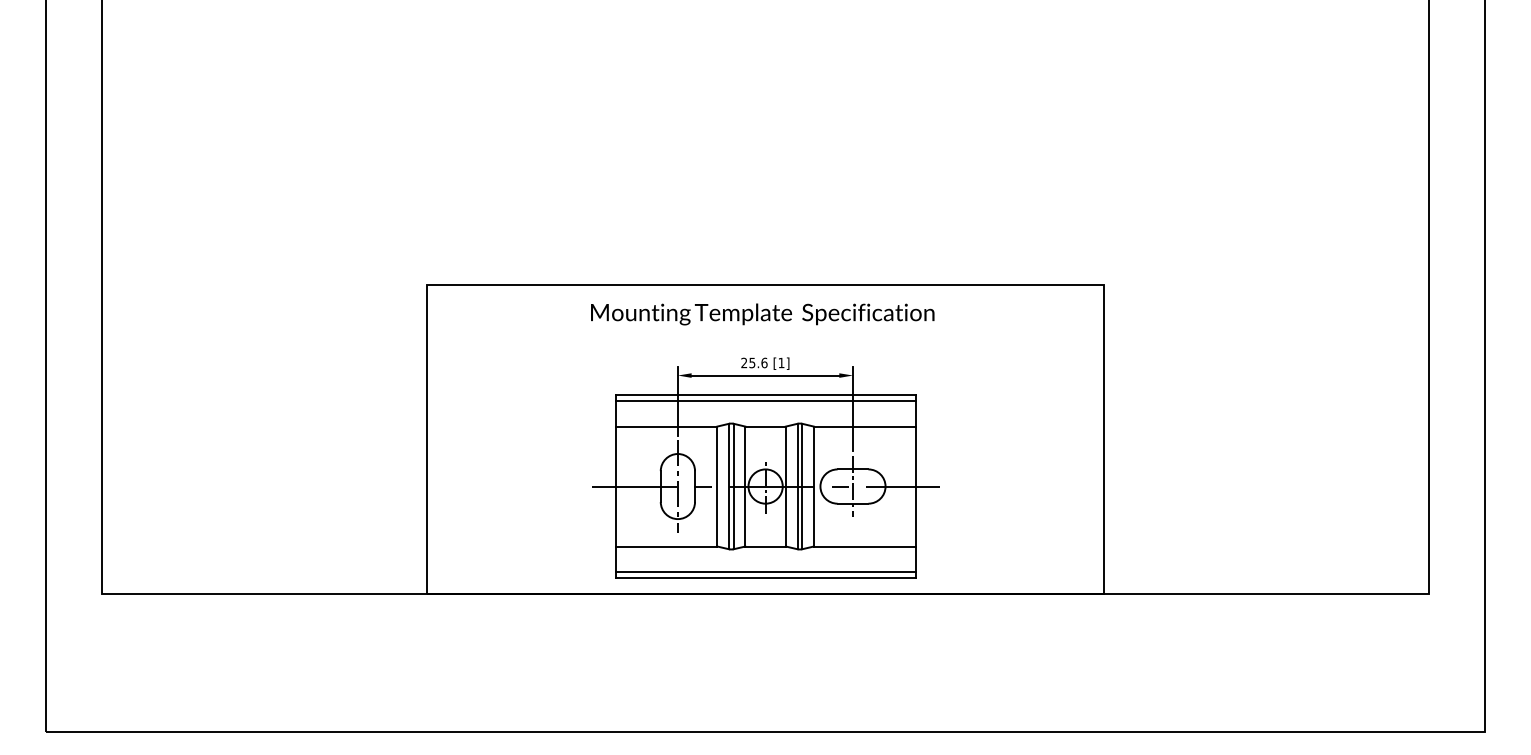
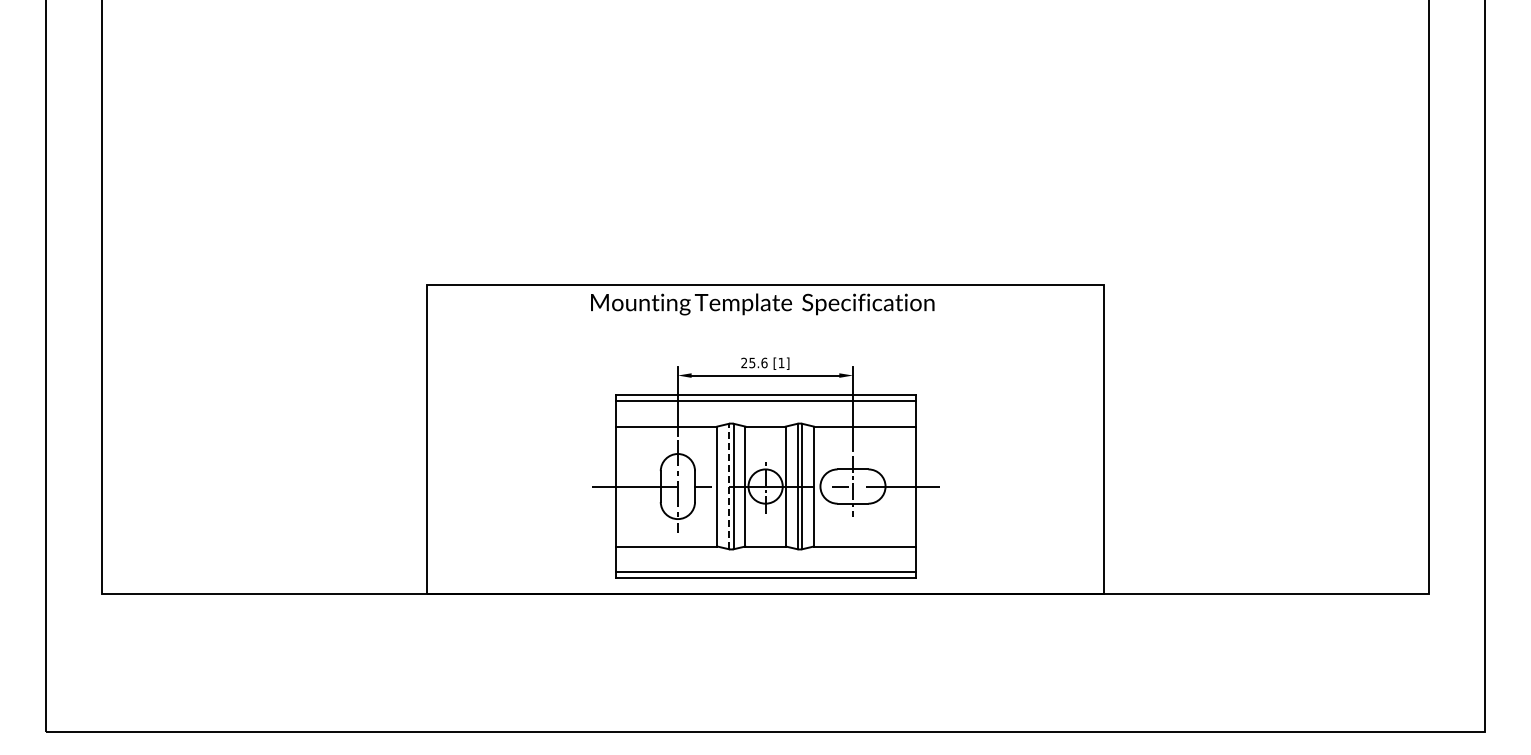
text position: (762, 314) -> (762, 304) (762, 304)
line: solid -> dashed (729, 486)
